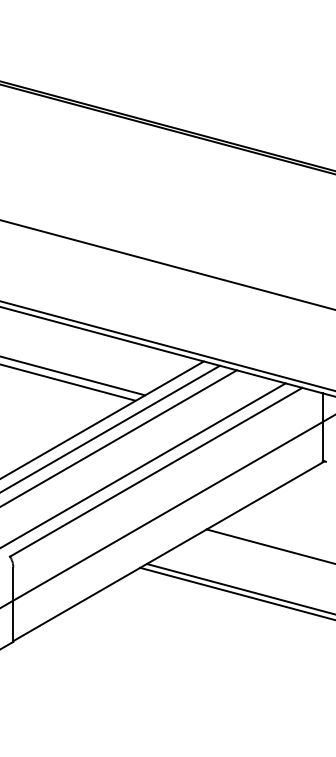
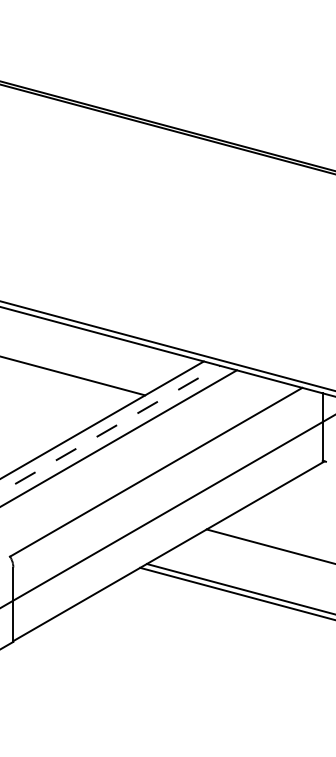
line: present -> none (167, 264)
line: present -> none (68, 382)
line: solid -> dashed (110, 429)
line: present -> none (143, 465)
